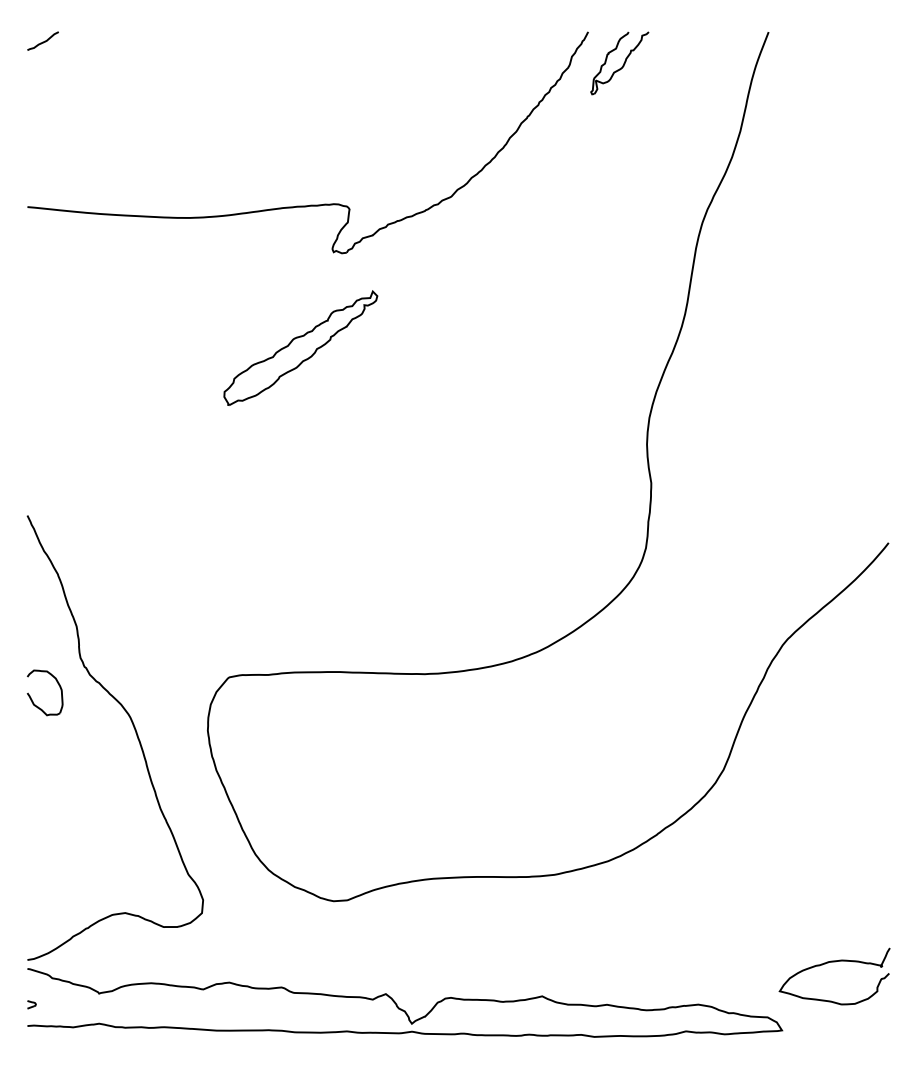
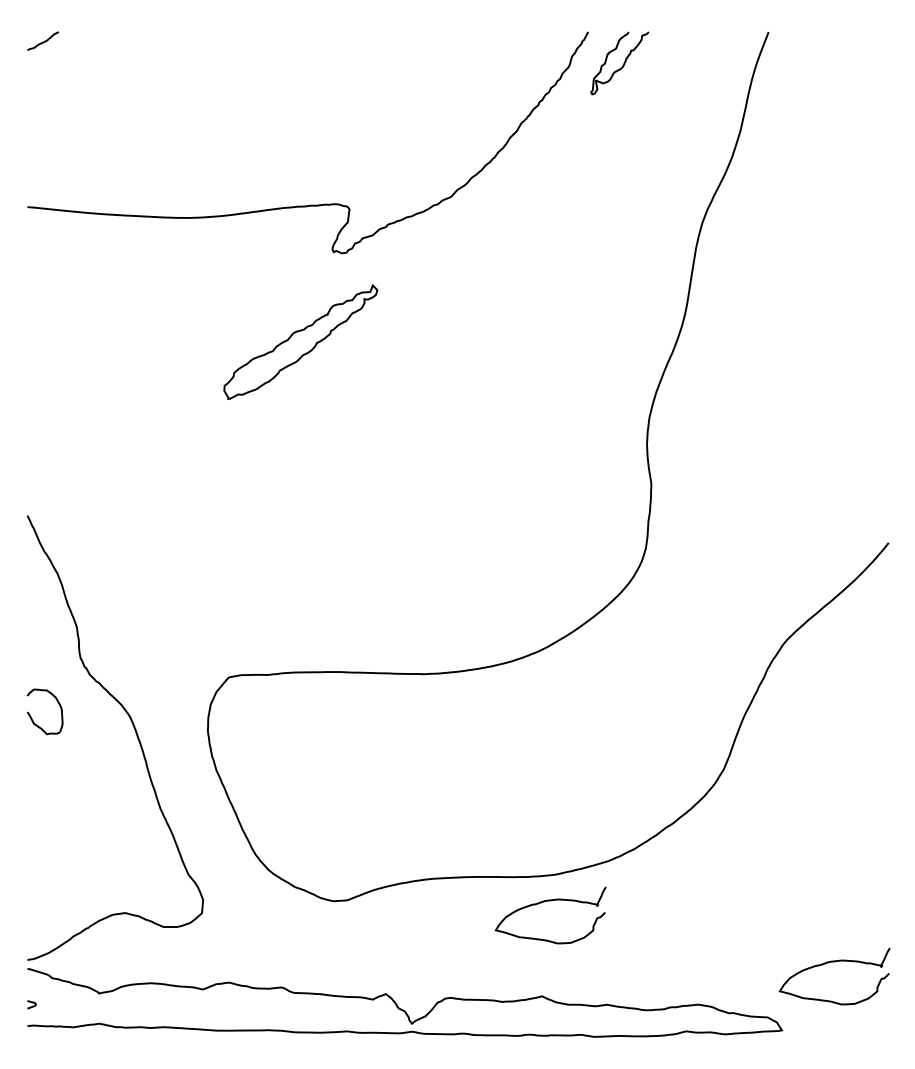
part position: (300, 347) -> (300, 341) (300, 341)
part position: (32, 699) -> (32, 718) (32, 718)
curve: none -> present (550, 901)
